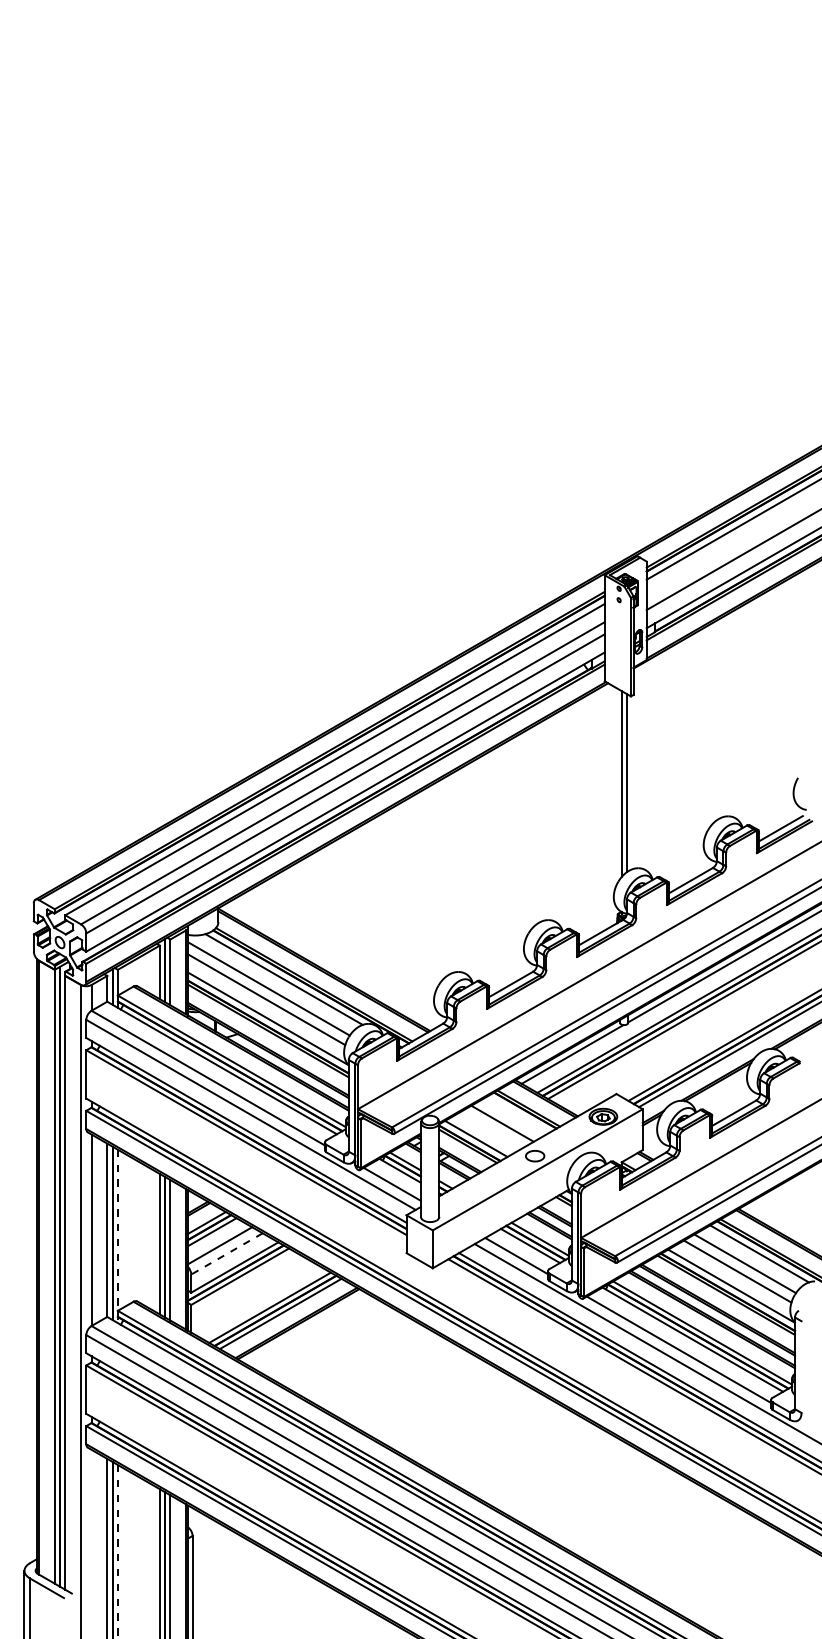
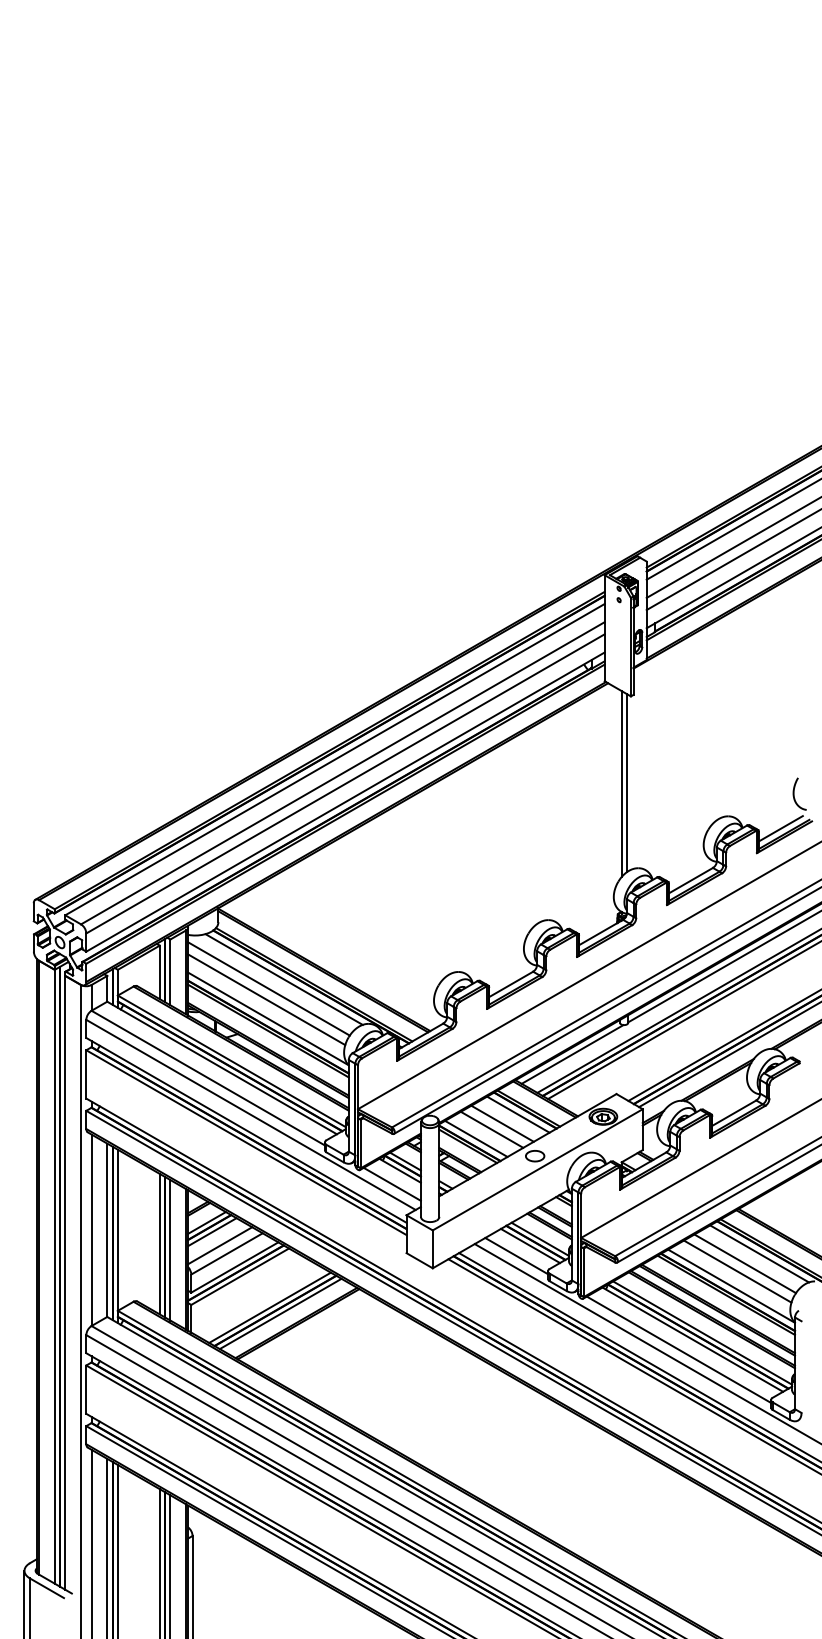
line: none -> present (732, 547)
line: none -> present (518, 1114)
line: none -> present (491, 1129)
line: dashed -> solid (117, 1236)
line: dashed -> solid (226, 1254)
line: none -> present (91, 1542)
line: dashed -> solid (117, 1551)
